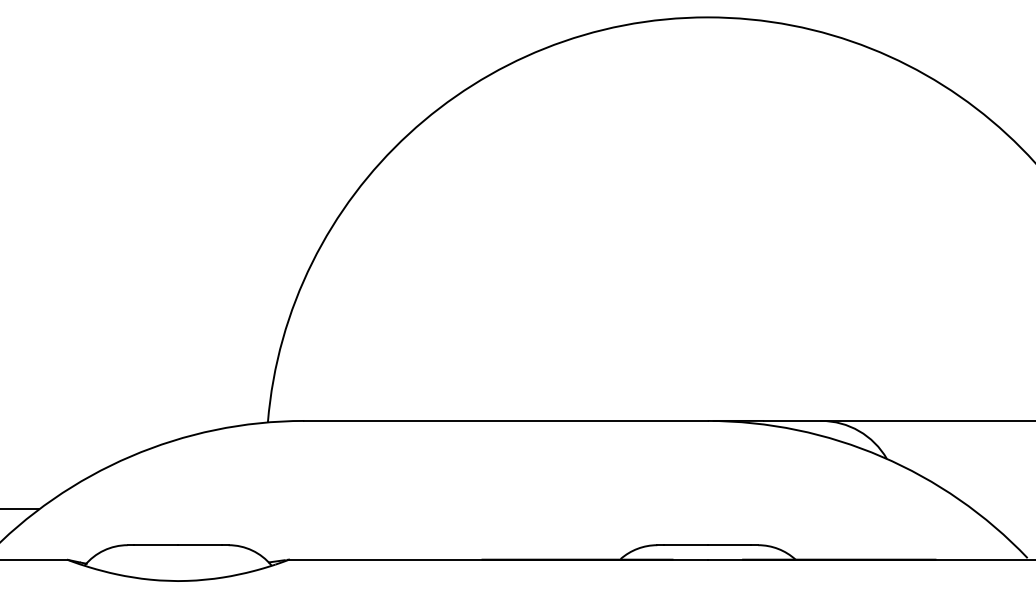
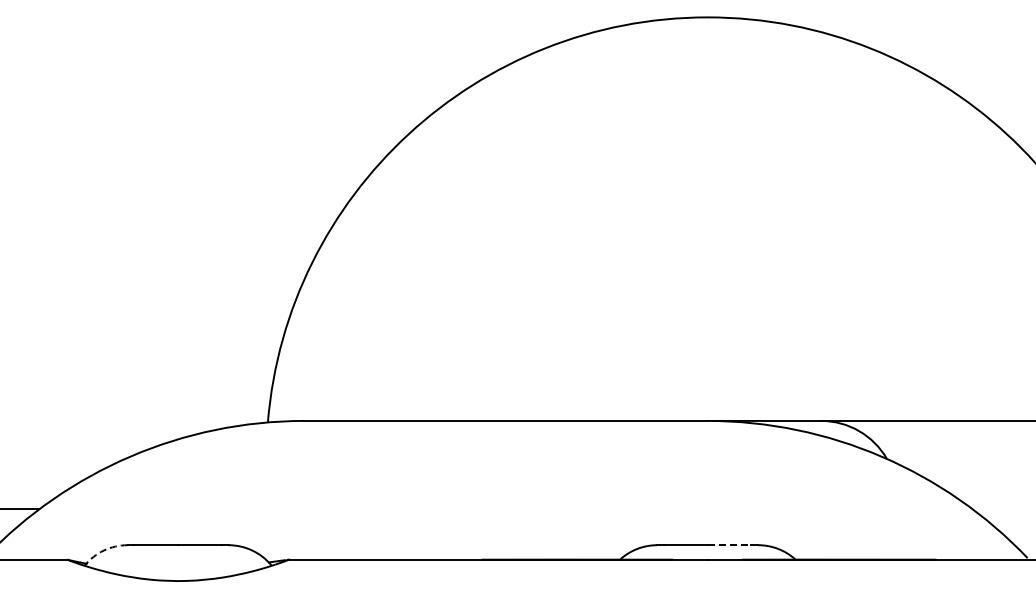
line: solid -> dashed (729, 545)
arc: solid -> dashed (103, 550)
